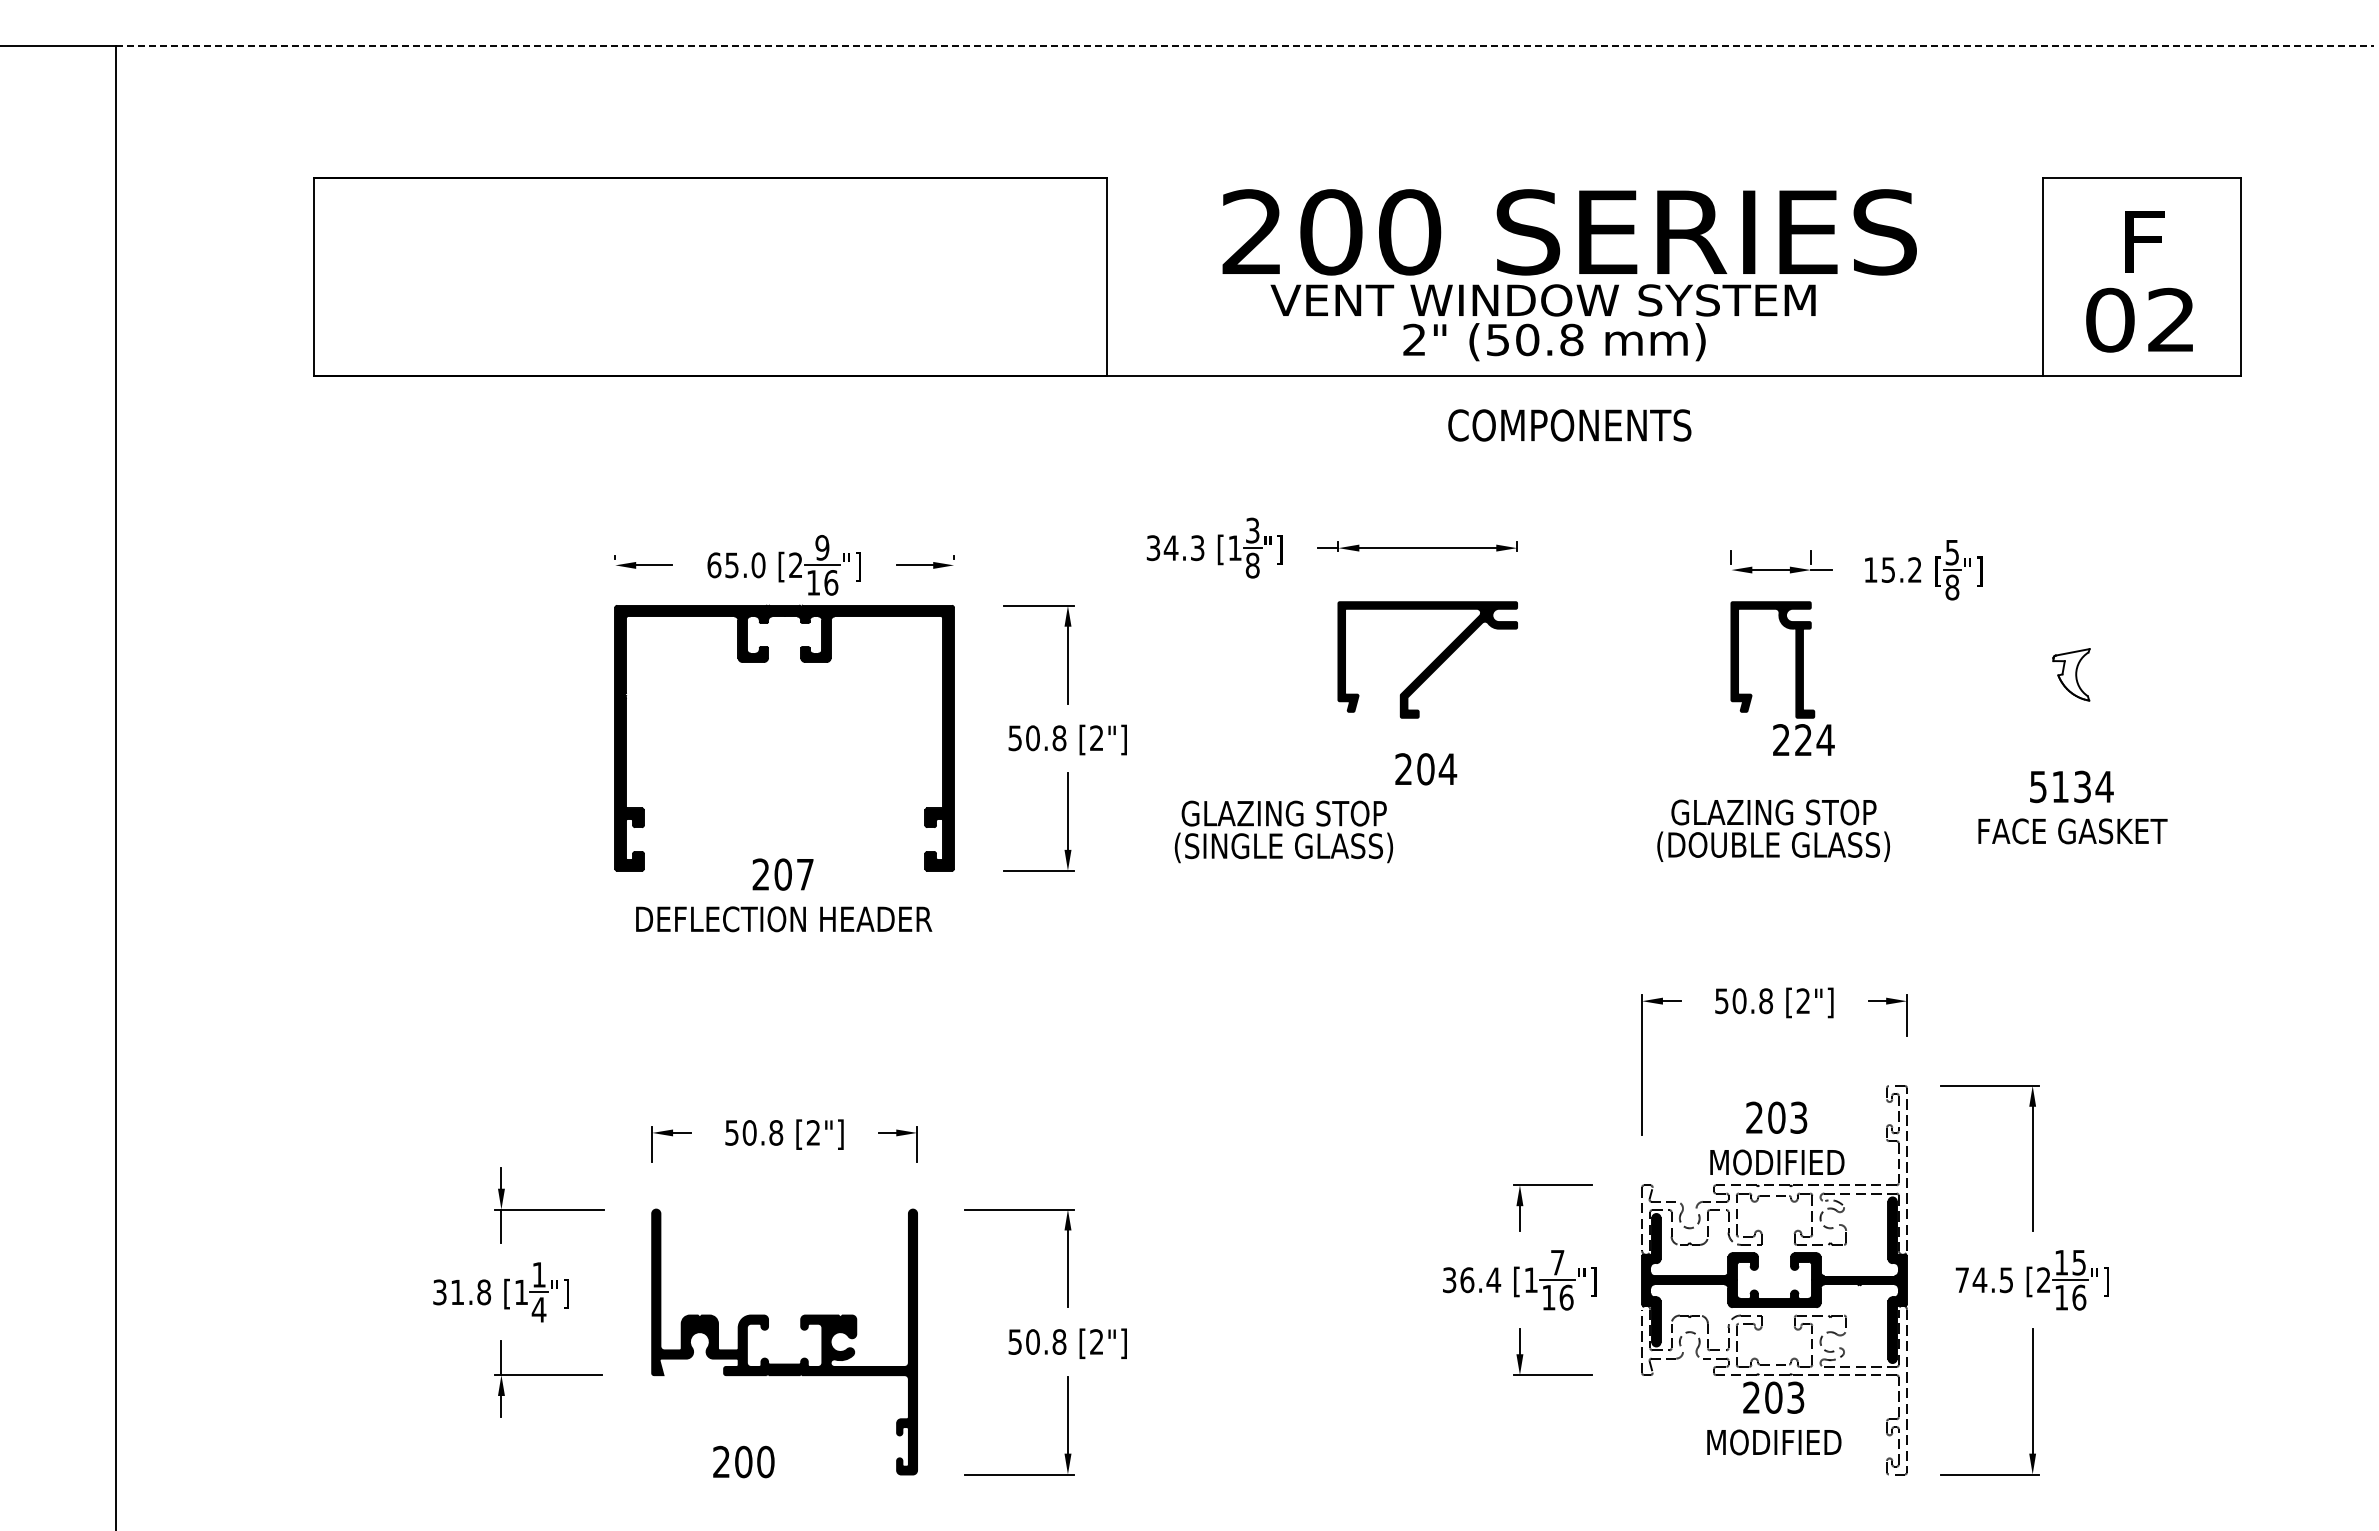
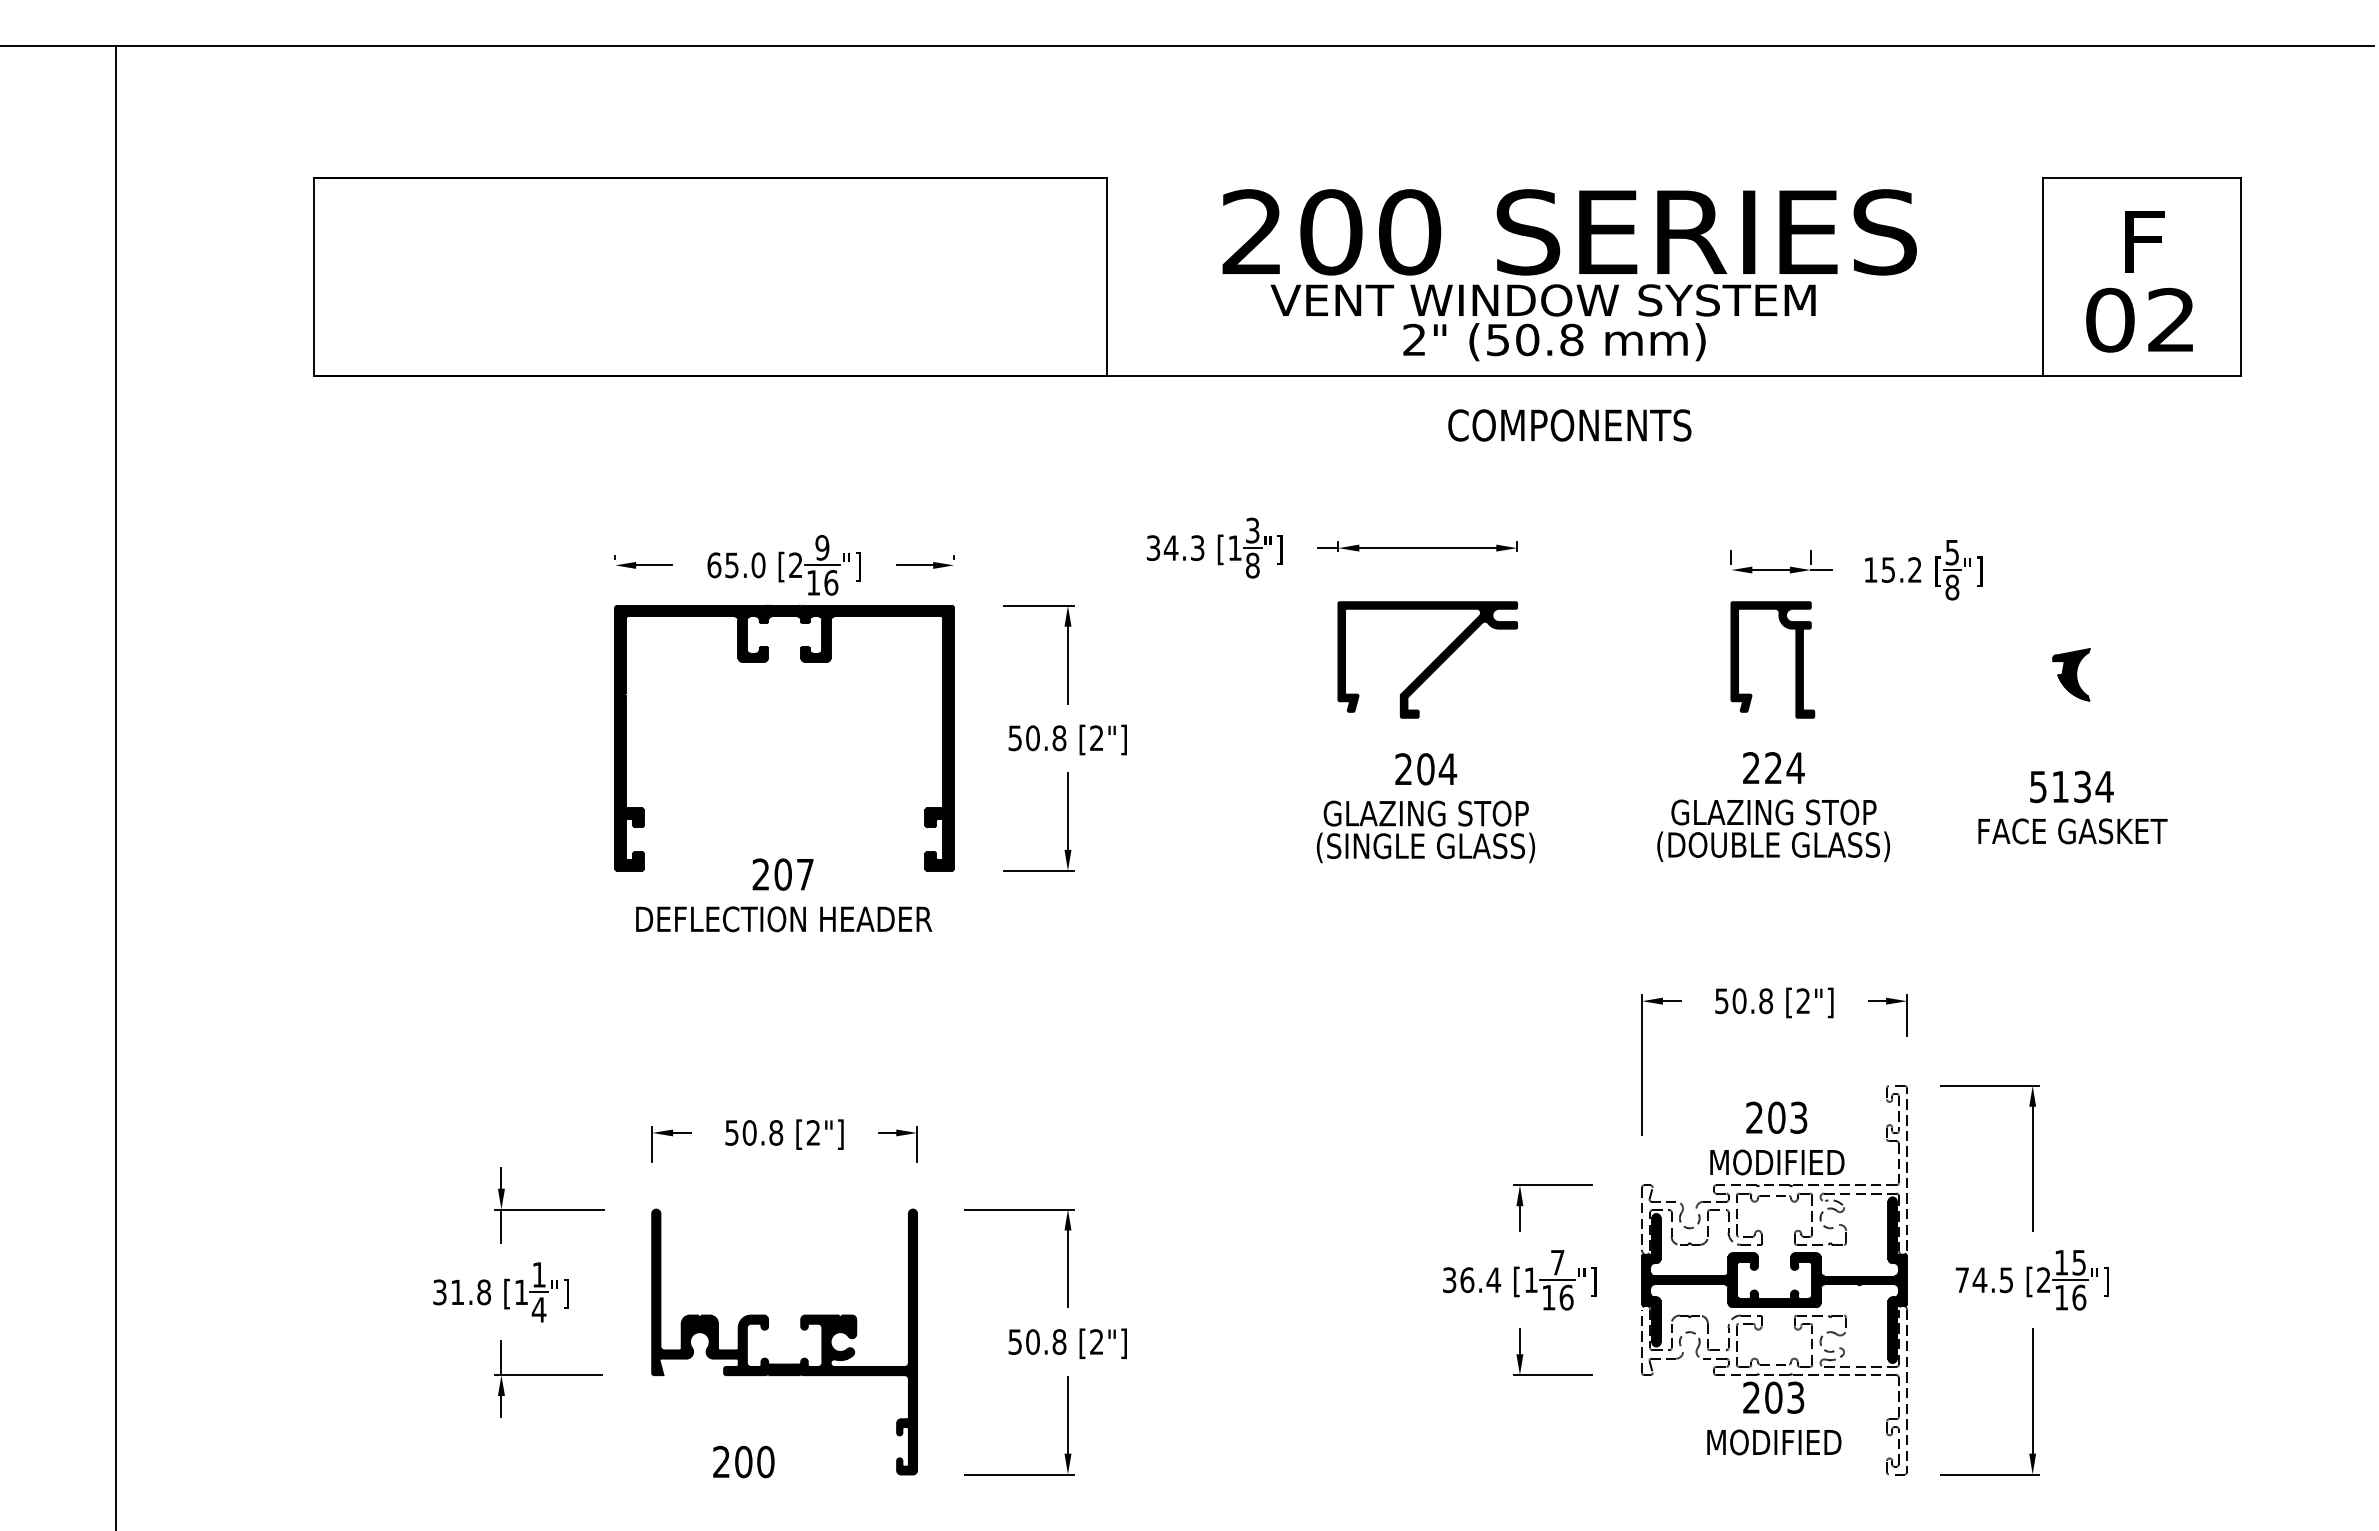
line: dashed -> solid (1244, 45)
fill: none -> present (2071, 674)
text position: (1803, 739) -> (1773, 767) (1773, 767)
text position: (1283, 831) -> (1425, 831) (1425, 831)
